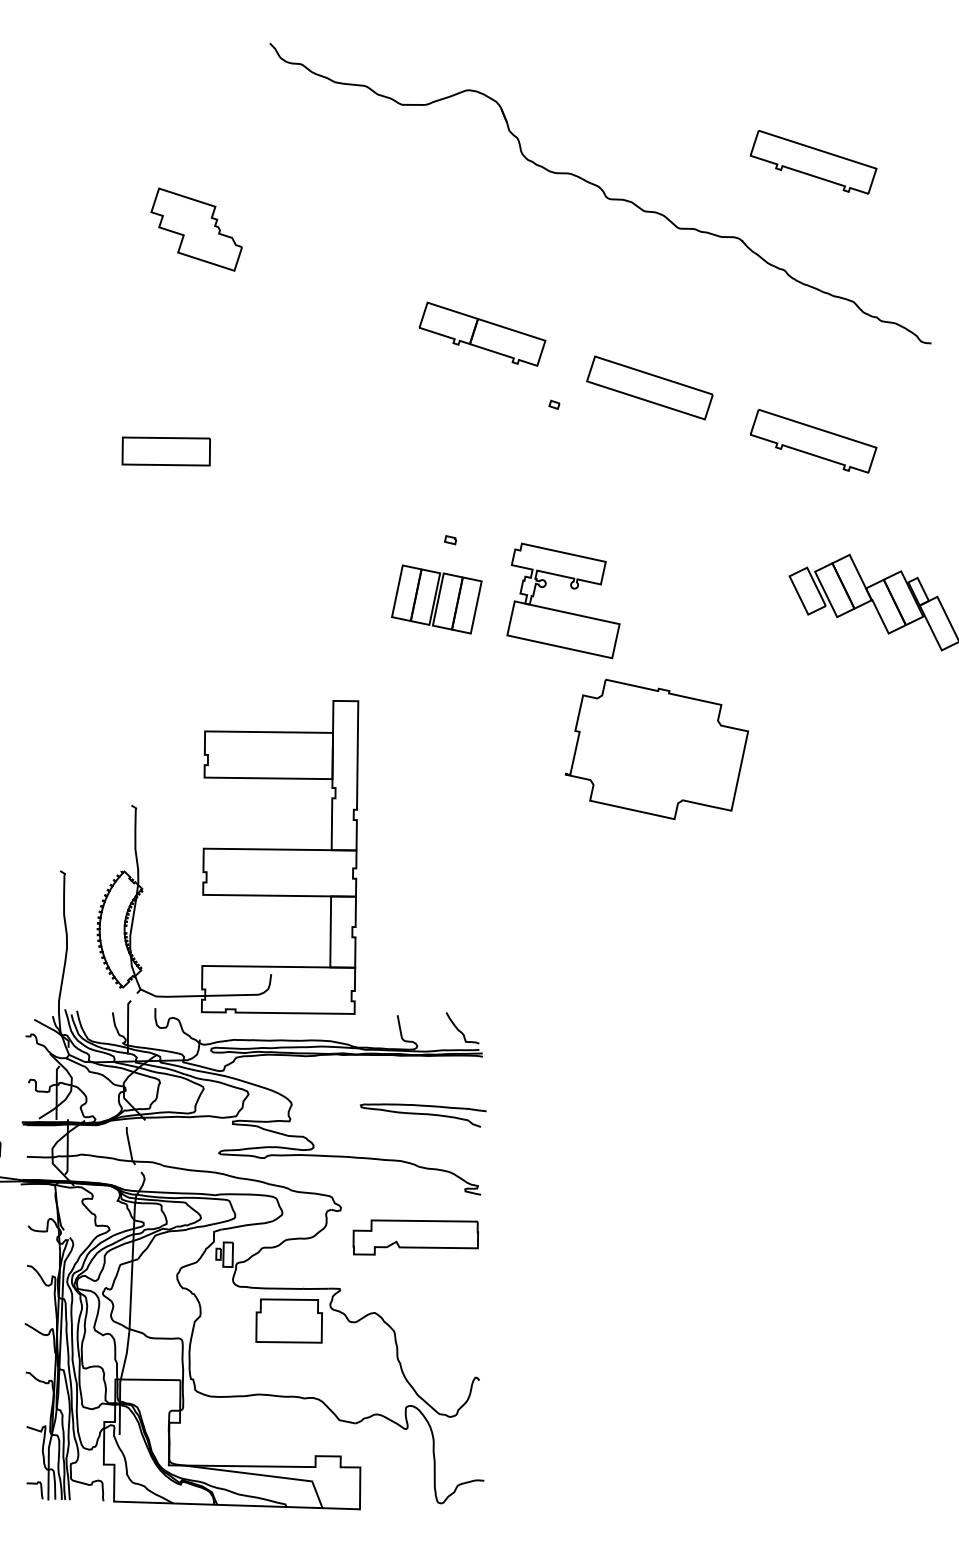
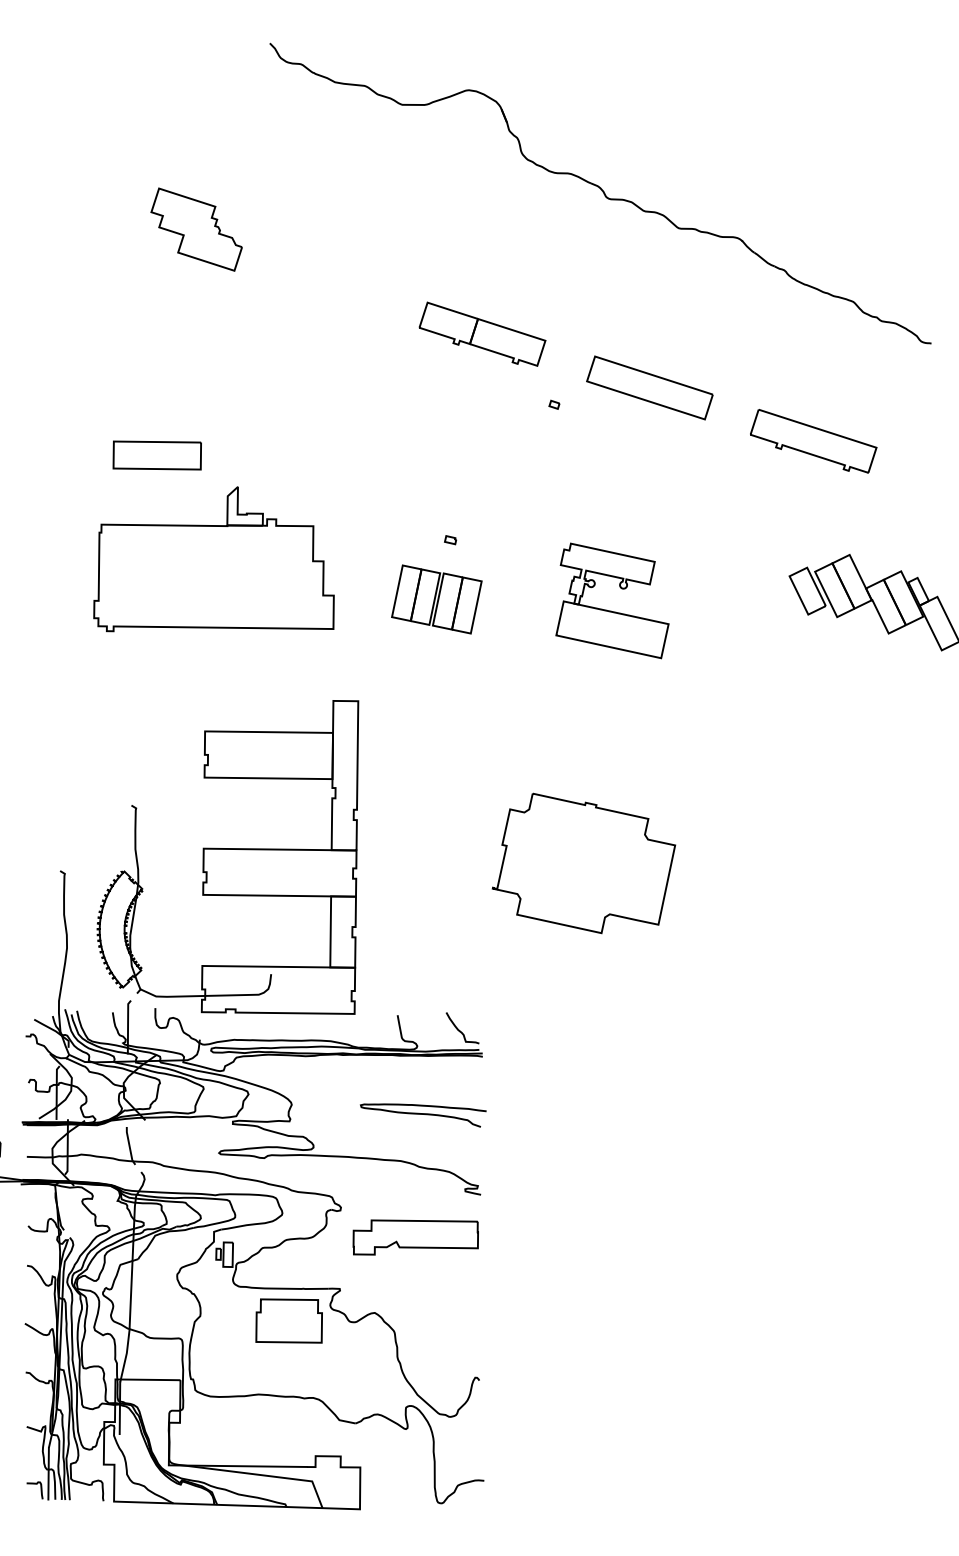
part: present -> none (813, 162)
part position: (165, 451) -> (156, 455) (156, 455)
part: none -> present (213, 559)
part position: (562, 610) -> (611, 610) (611, 610)
part position: (656, 749) -> (583, 863) (583, 863)
